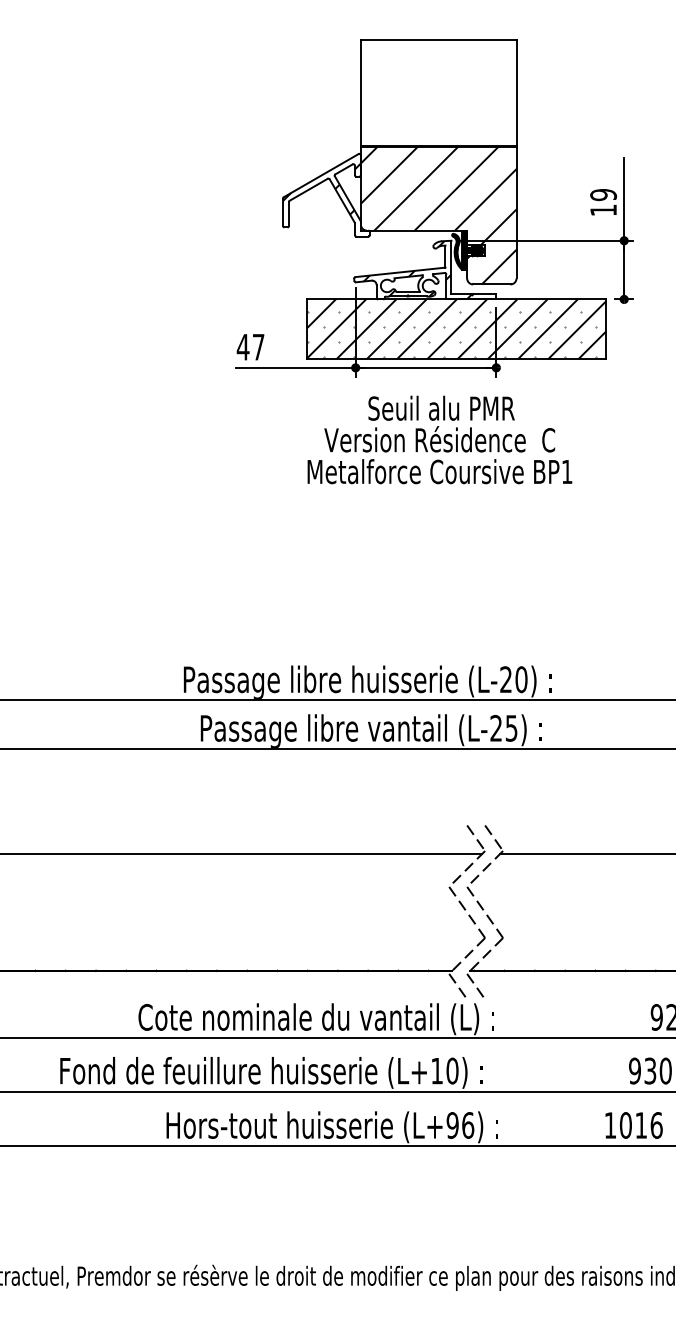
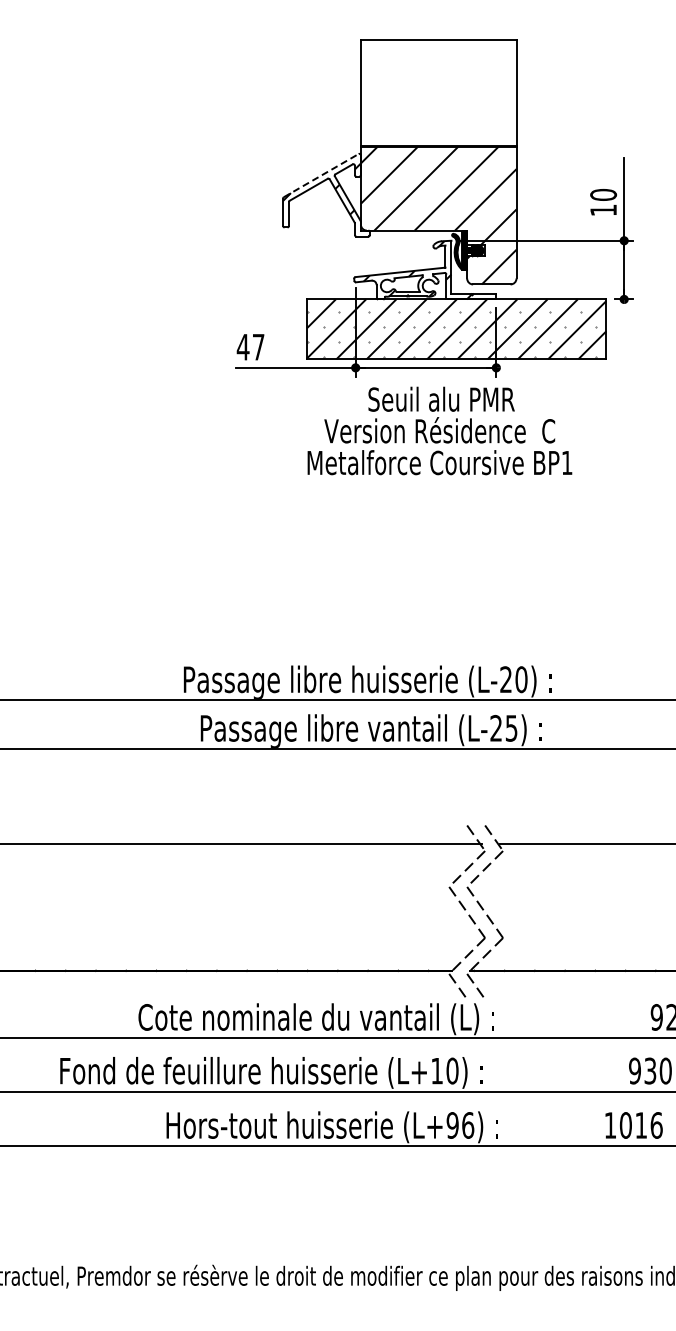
line: solid -> dashed (321, 175)
text: 19 -> 10 (603, 194)
text position: (439, 439) -> (439, 430) (439, 430)
line position: (242, 854) -> (242, 844) (242, 844)
line position: (586, 854) -> (586, 844) (586, 844)
